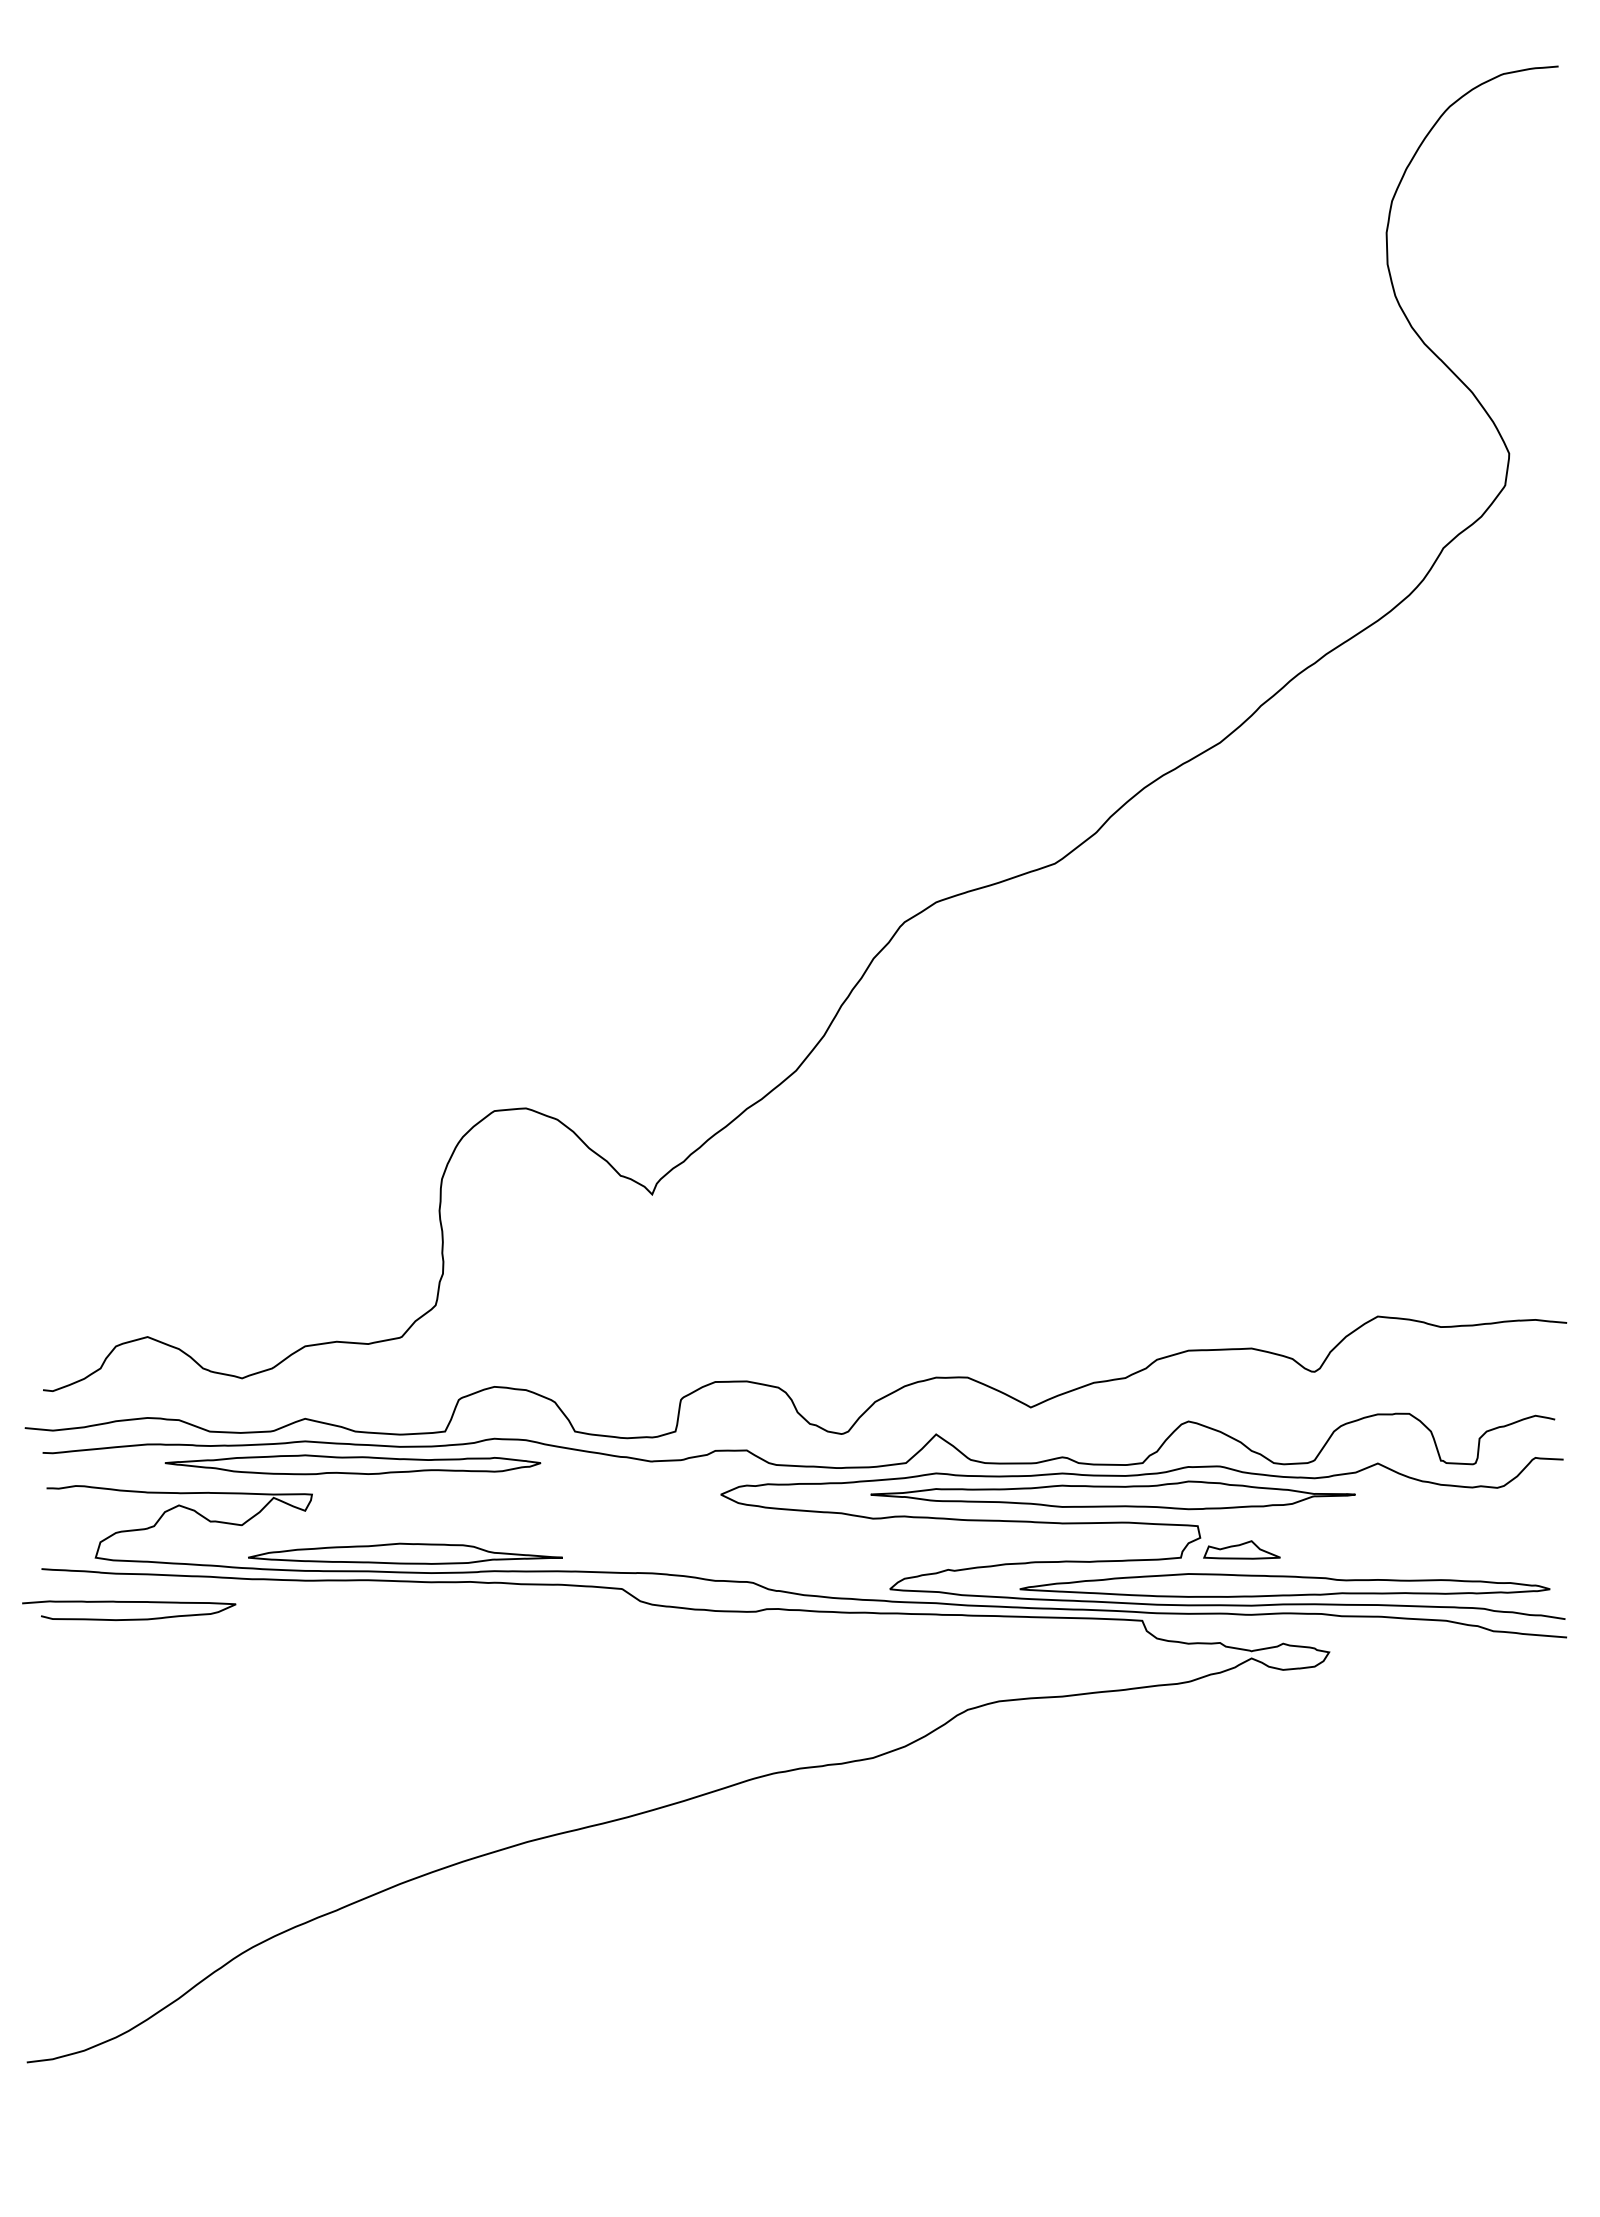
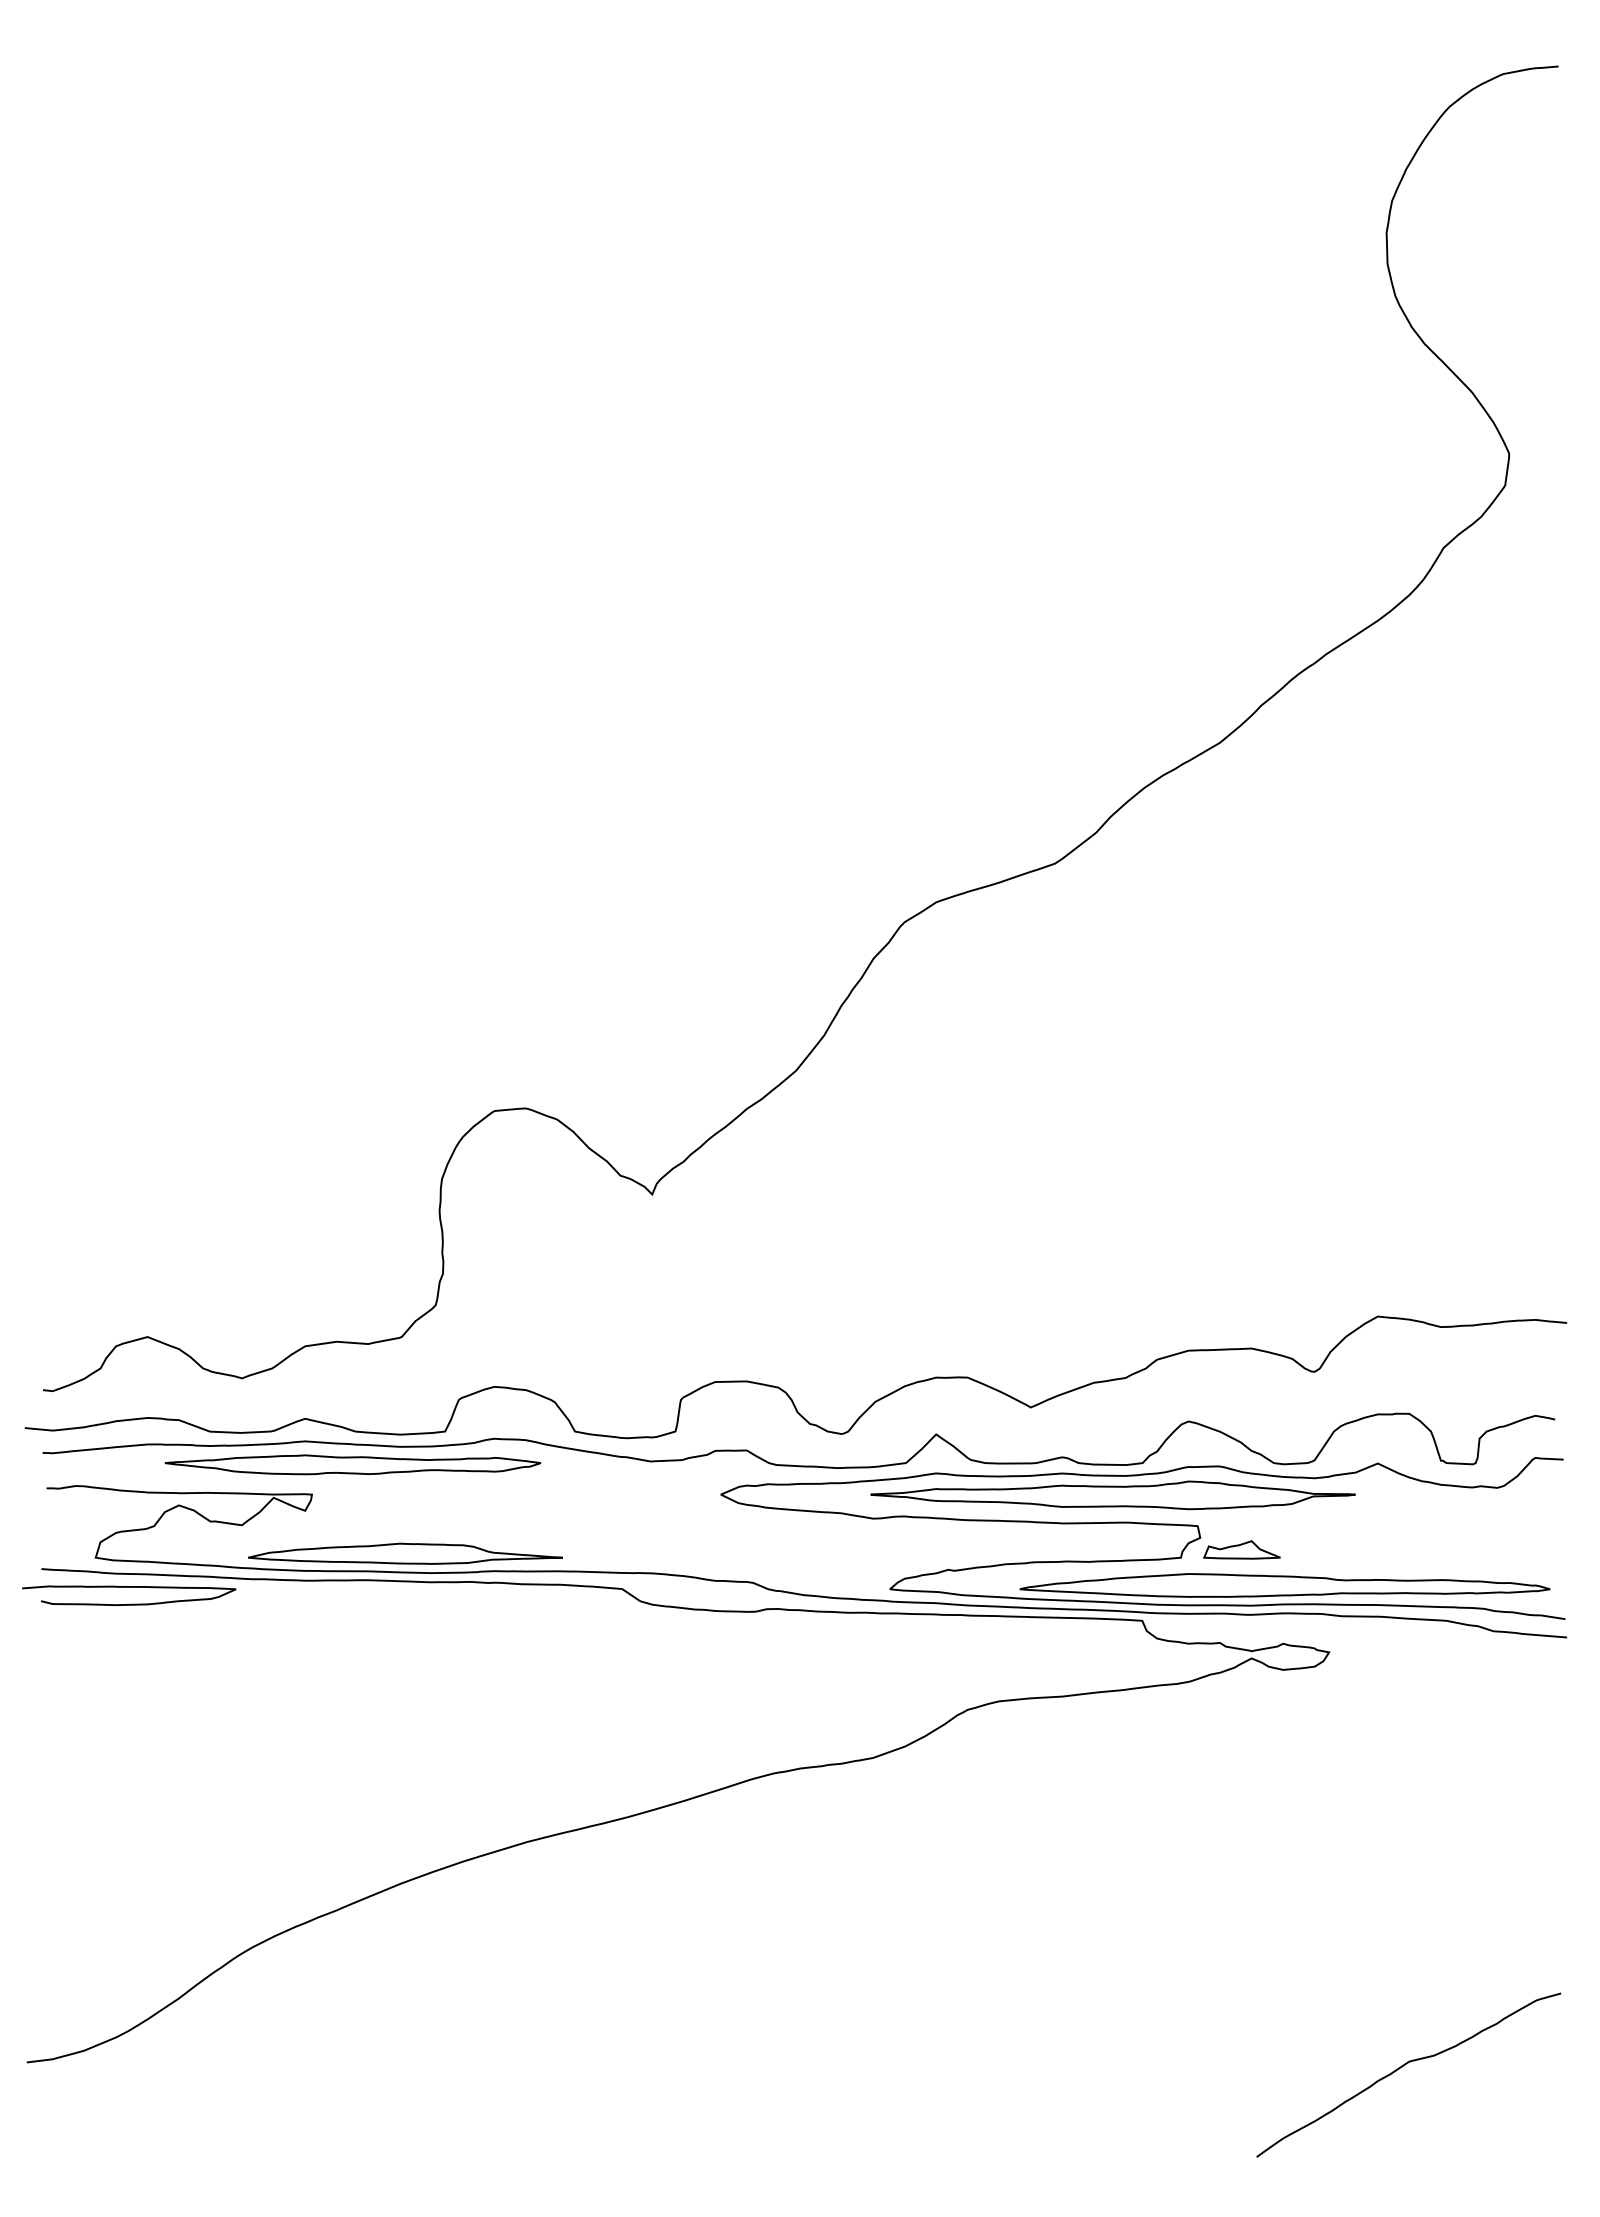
curve position: (129, 1602) -> (129, 1587) (129, 1587)
curve: none -> present (1402, 2067)
